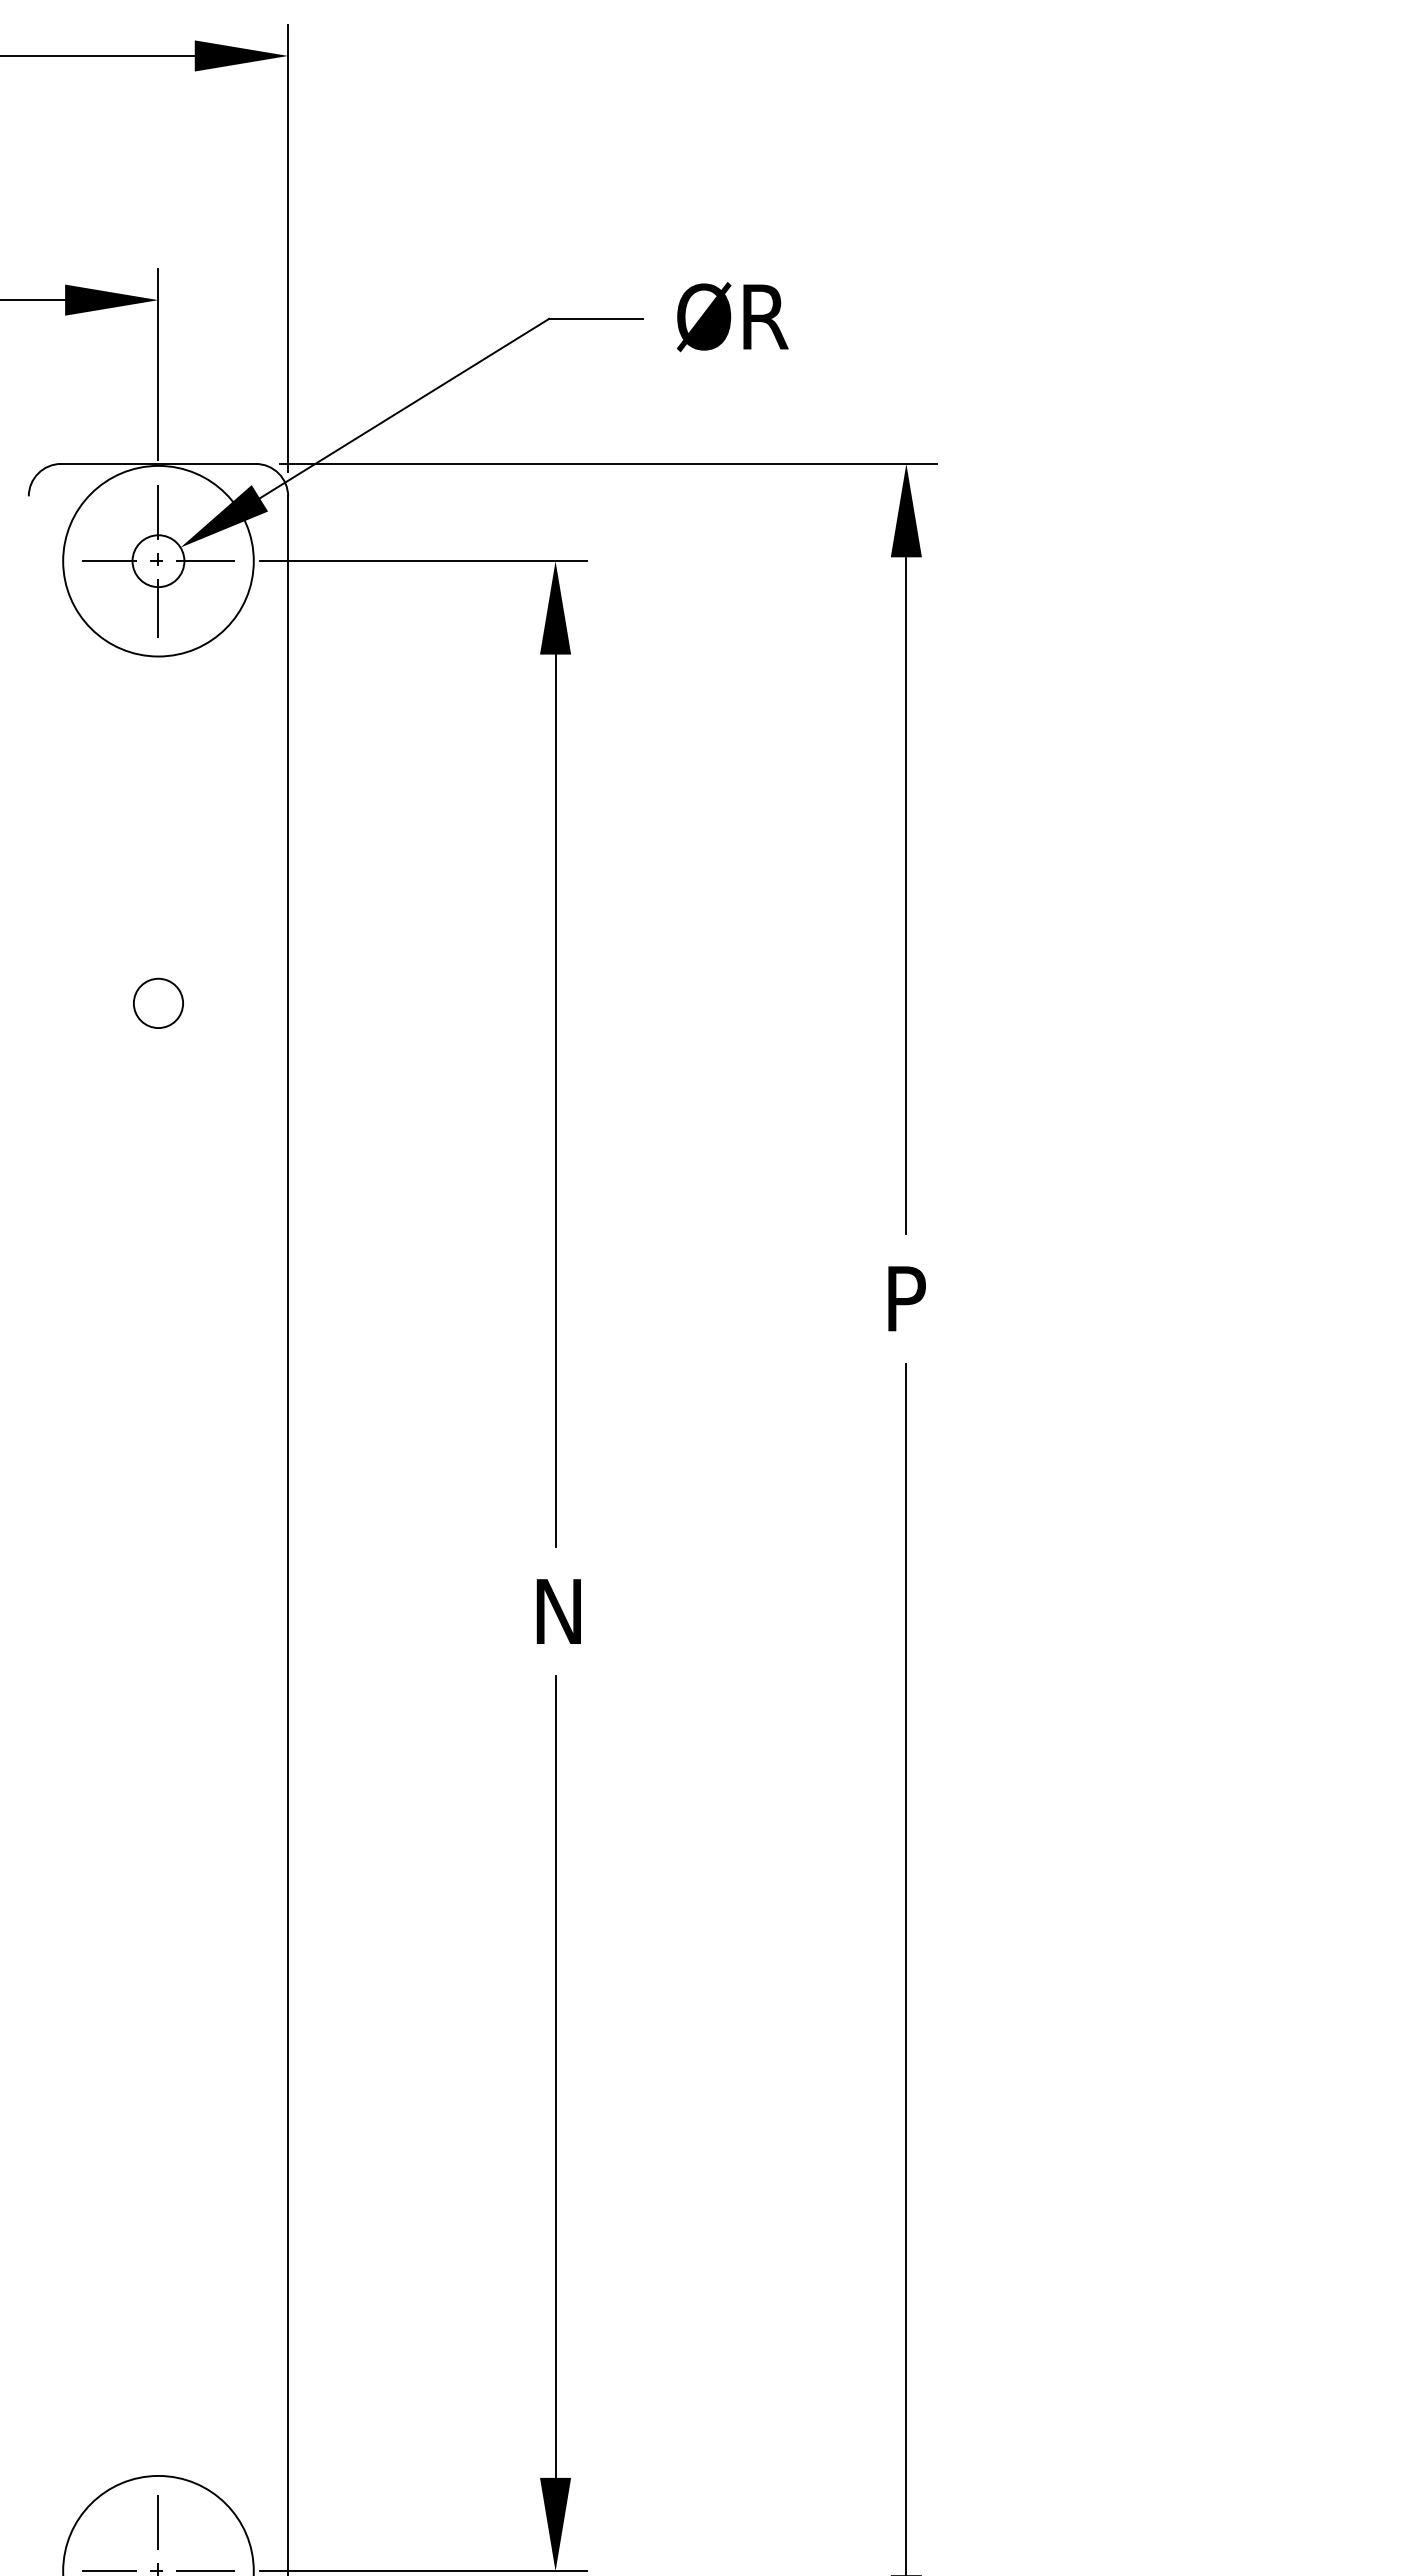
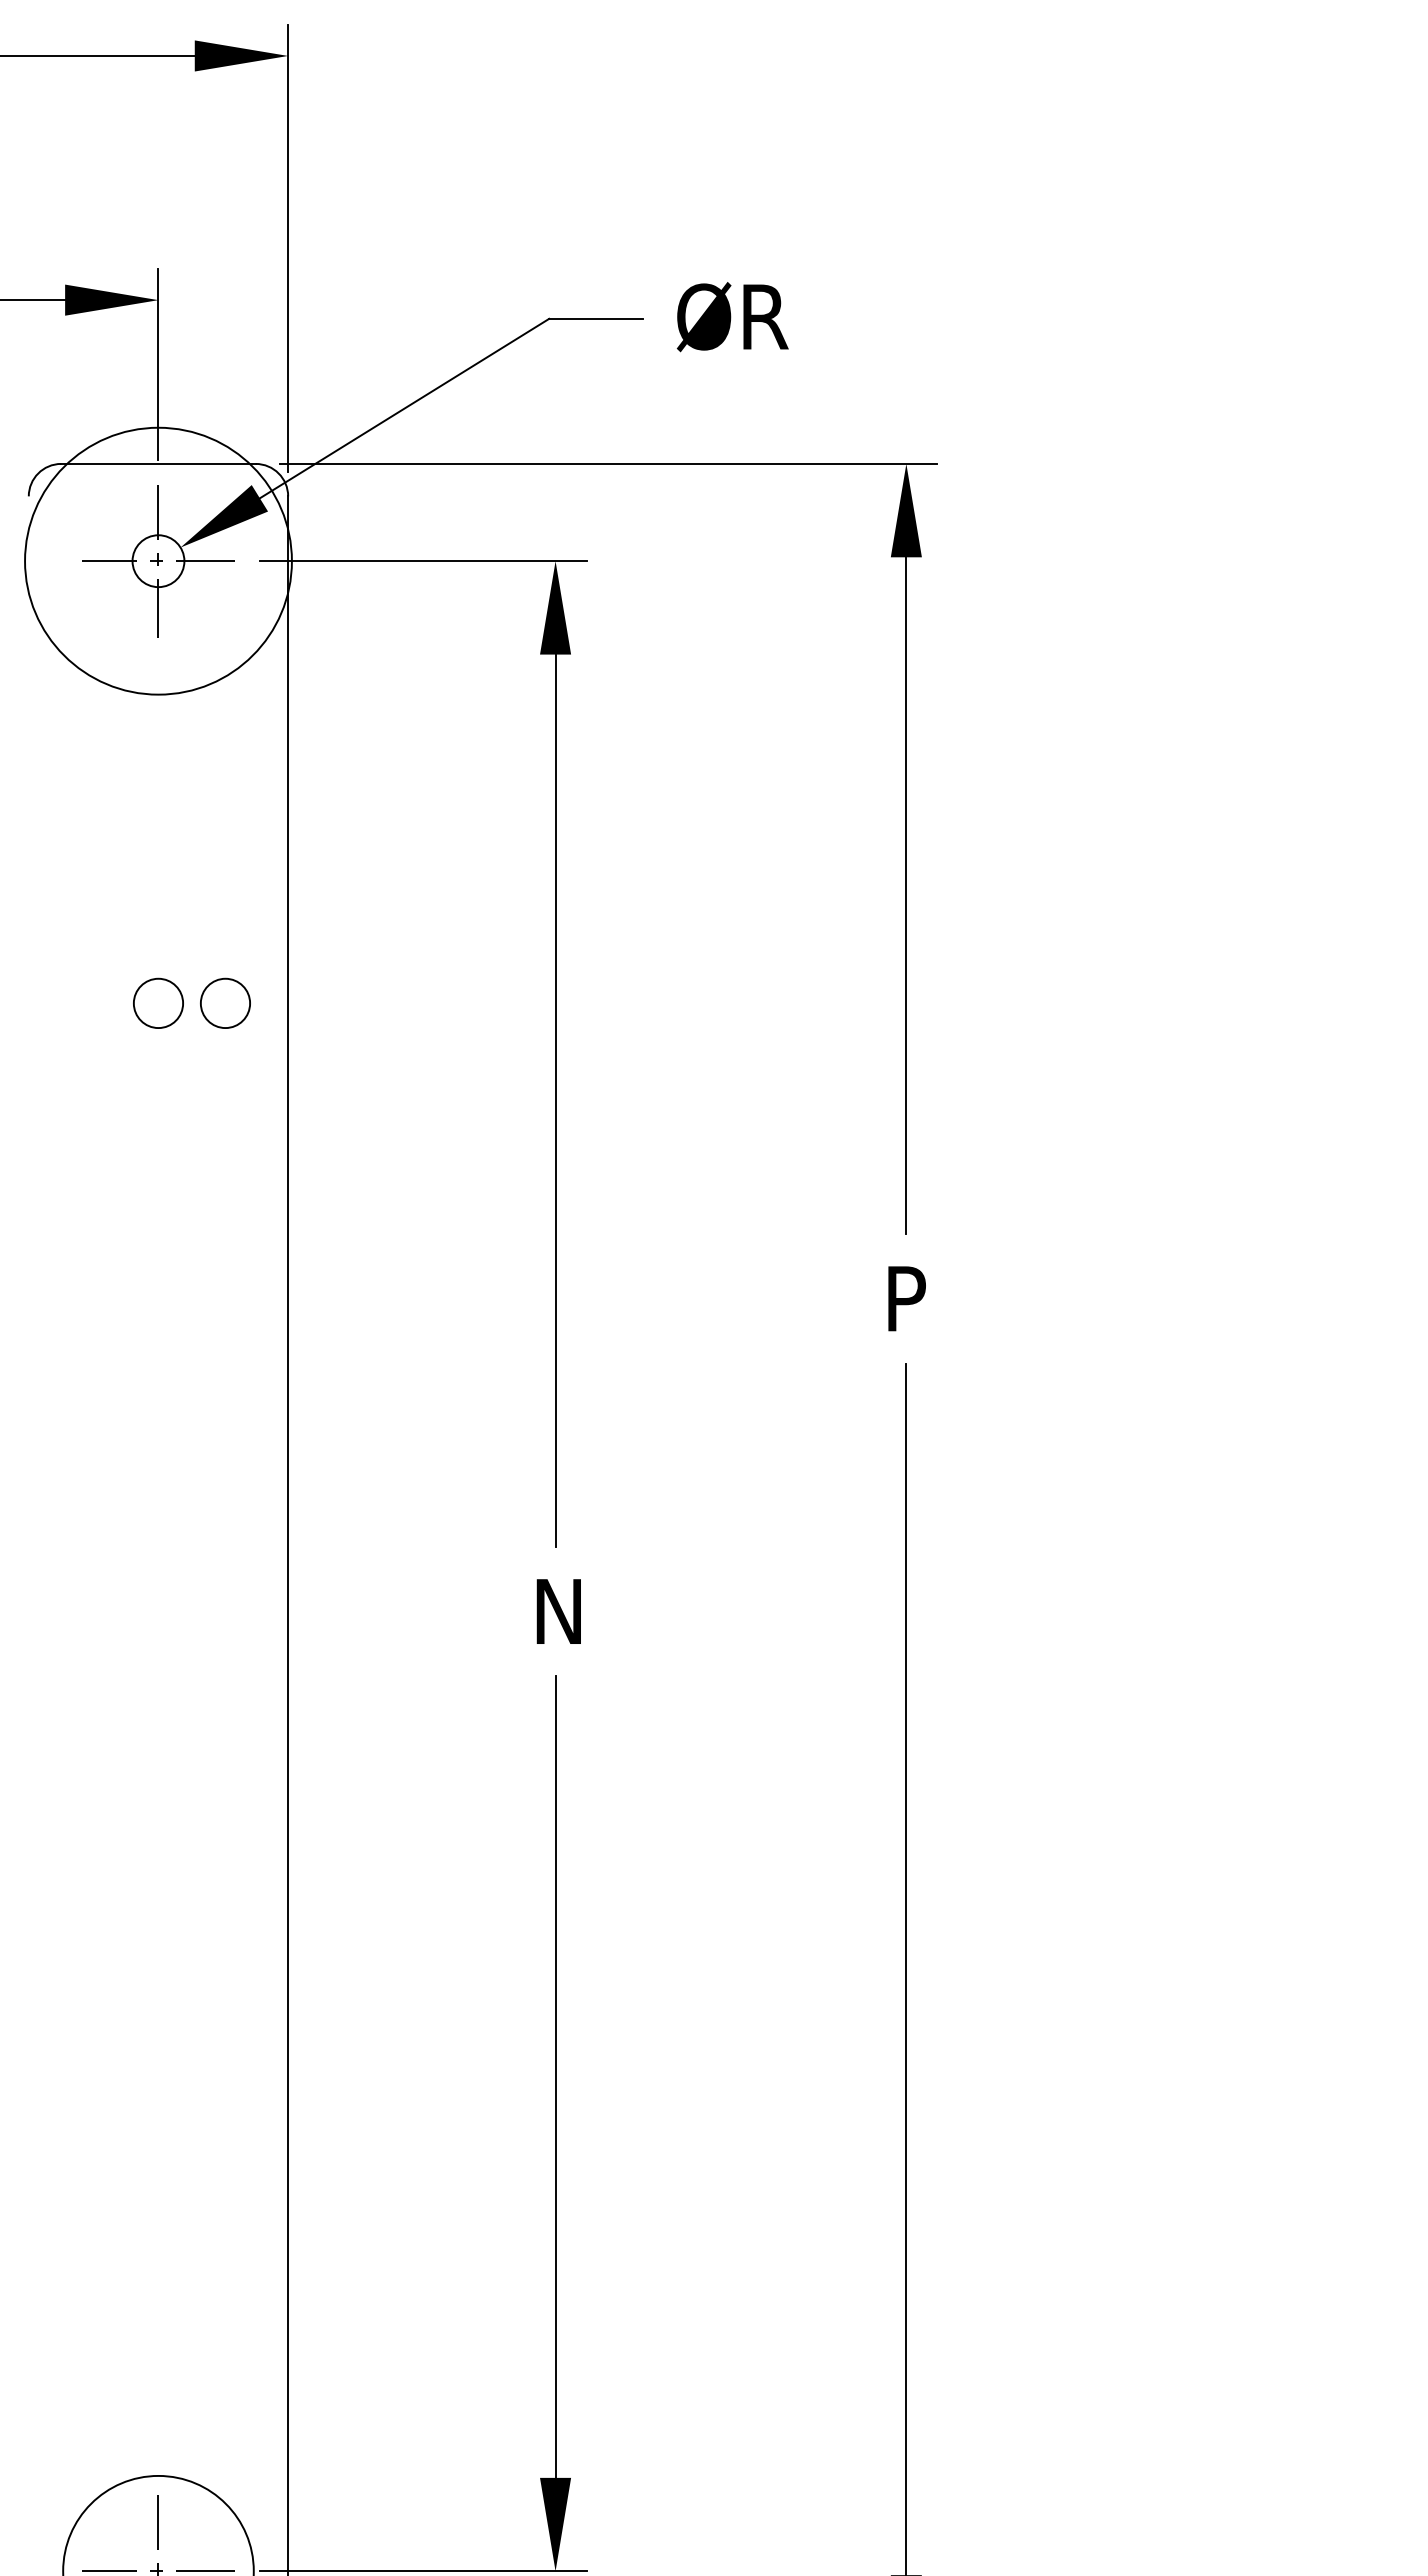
circle diameter: 191 px -> 267 px (158, 560)
circle: none -> present (225, 1002)
